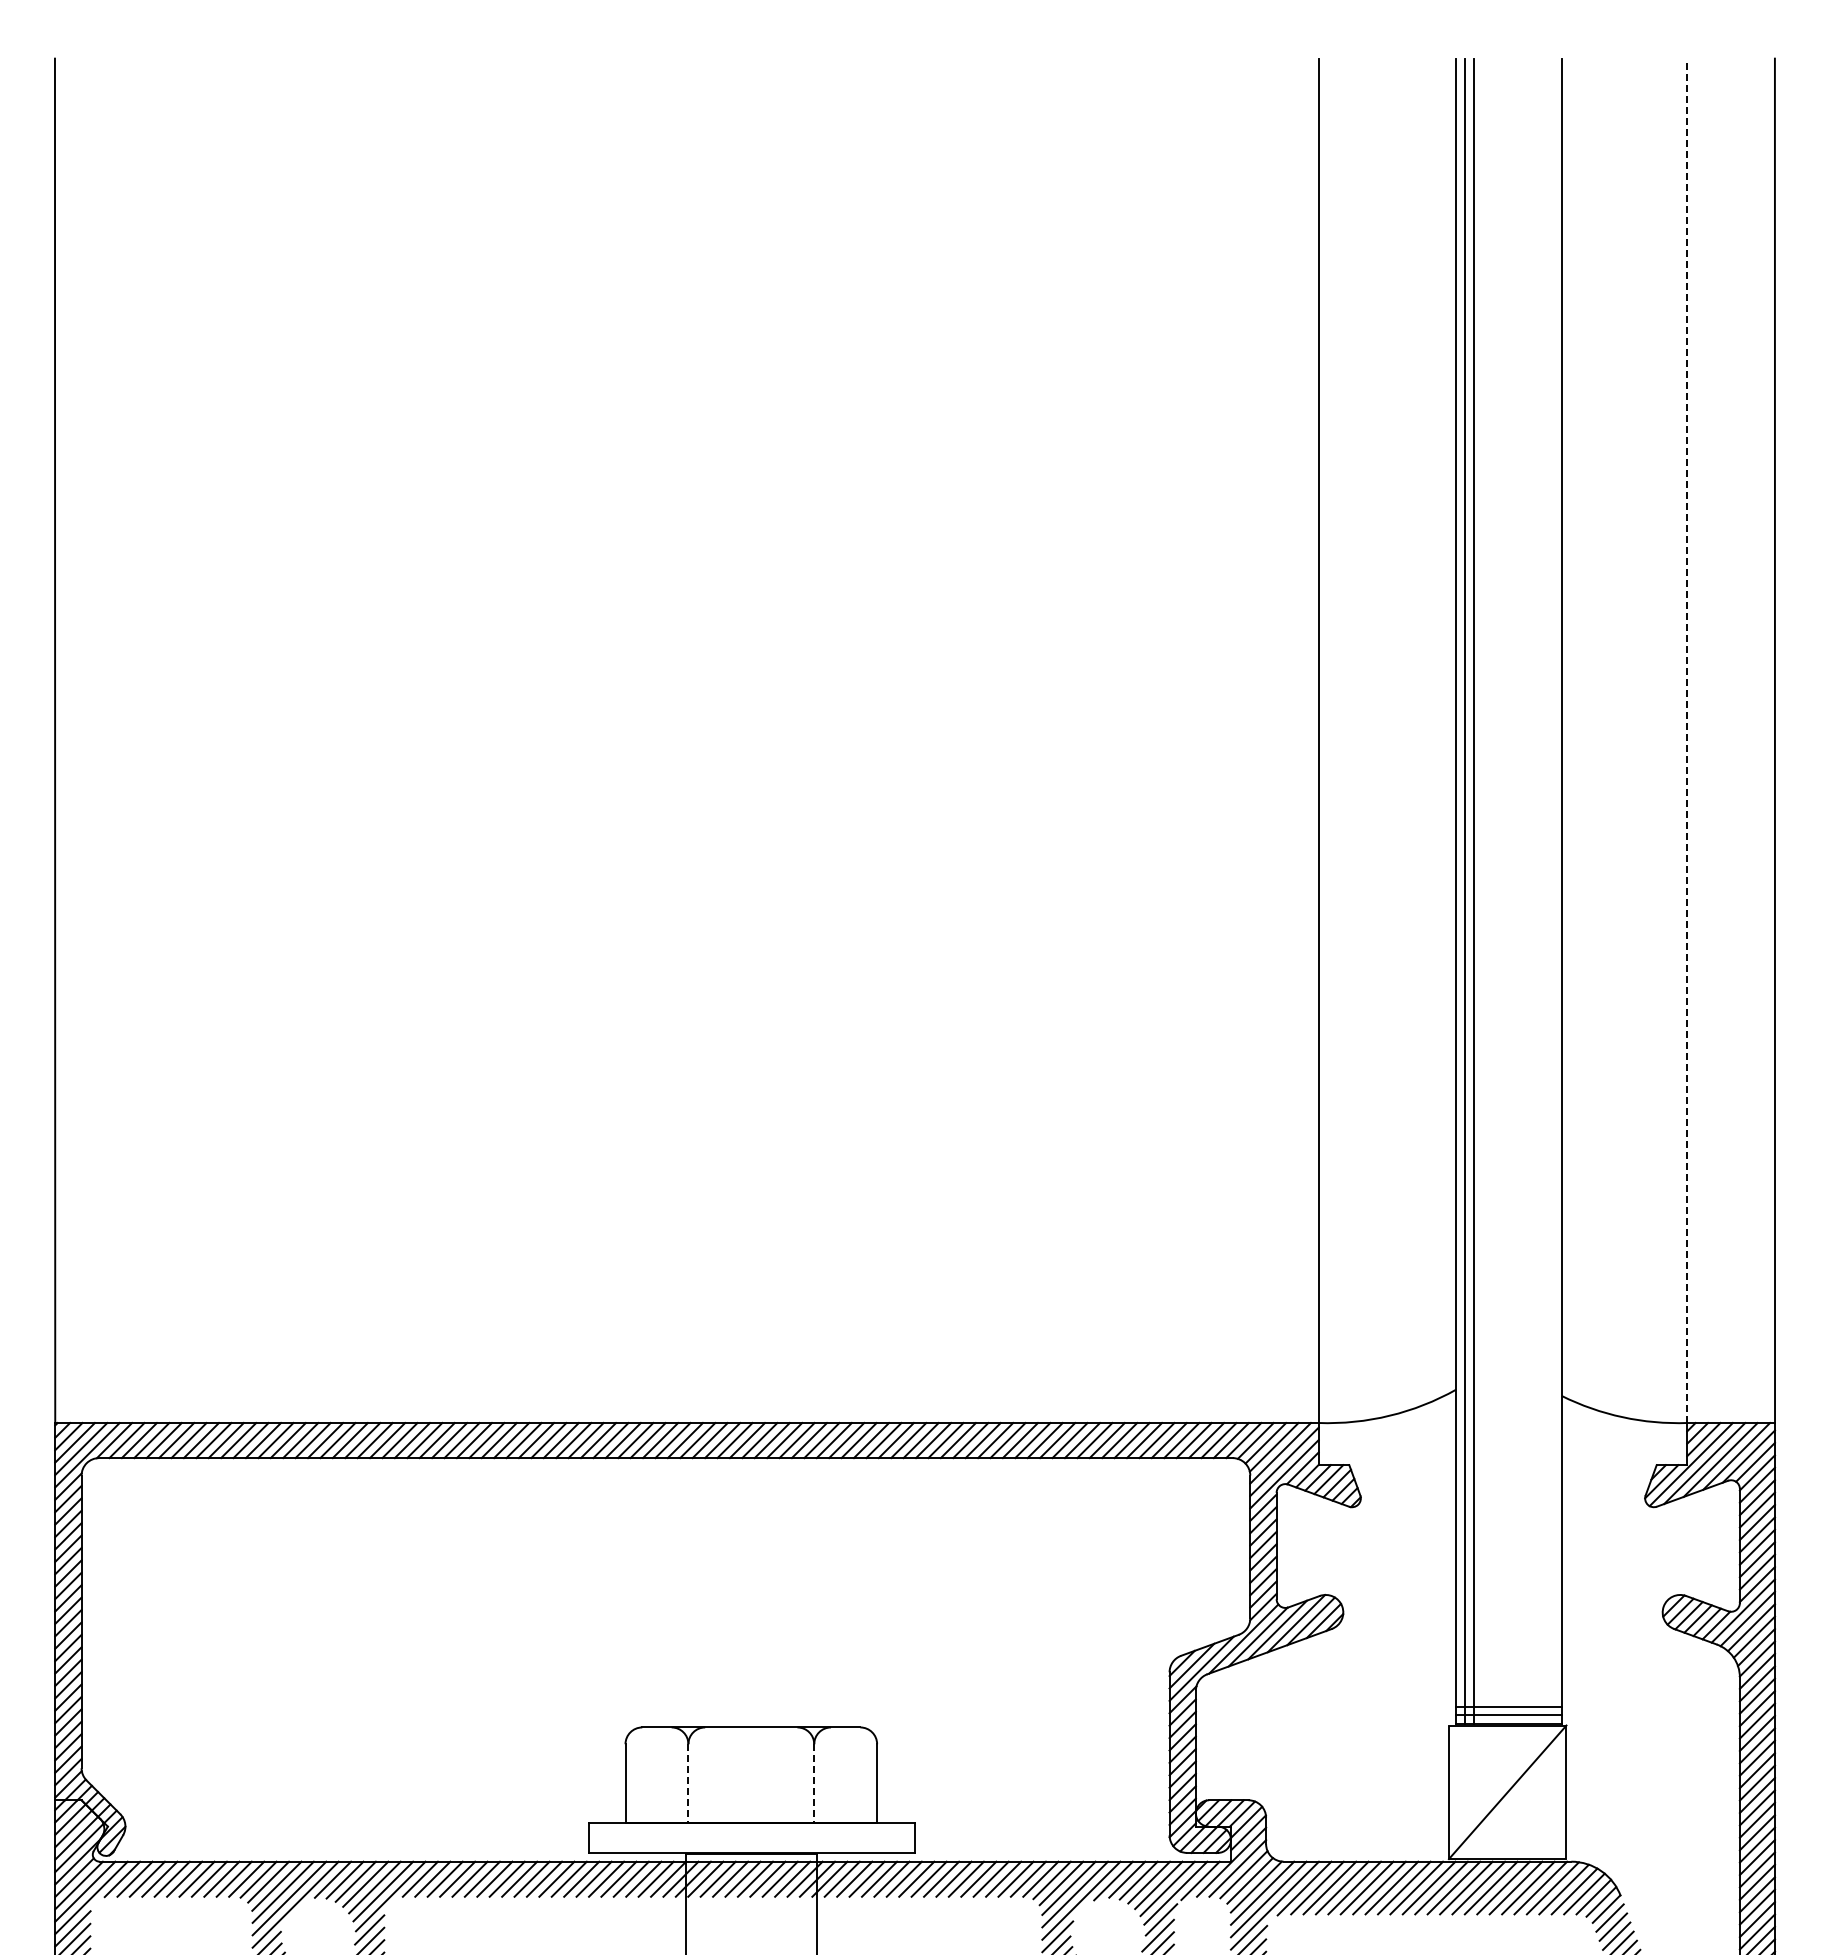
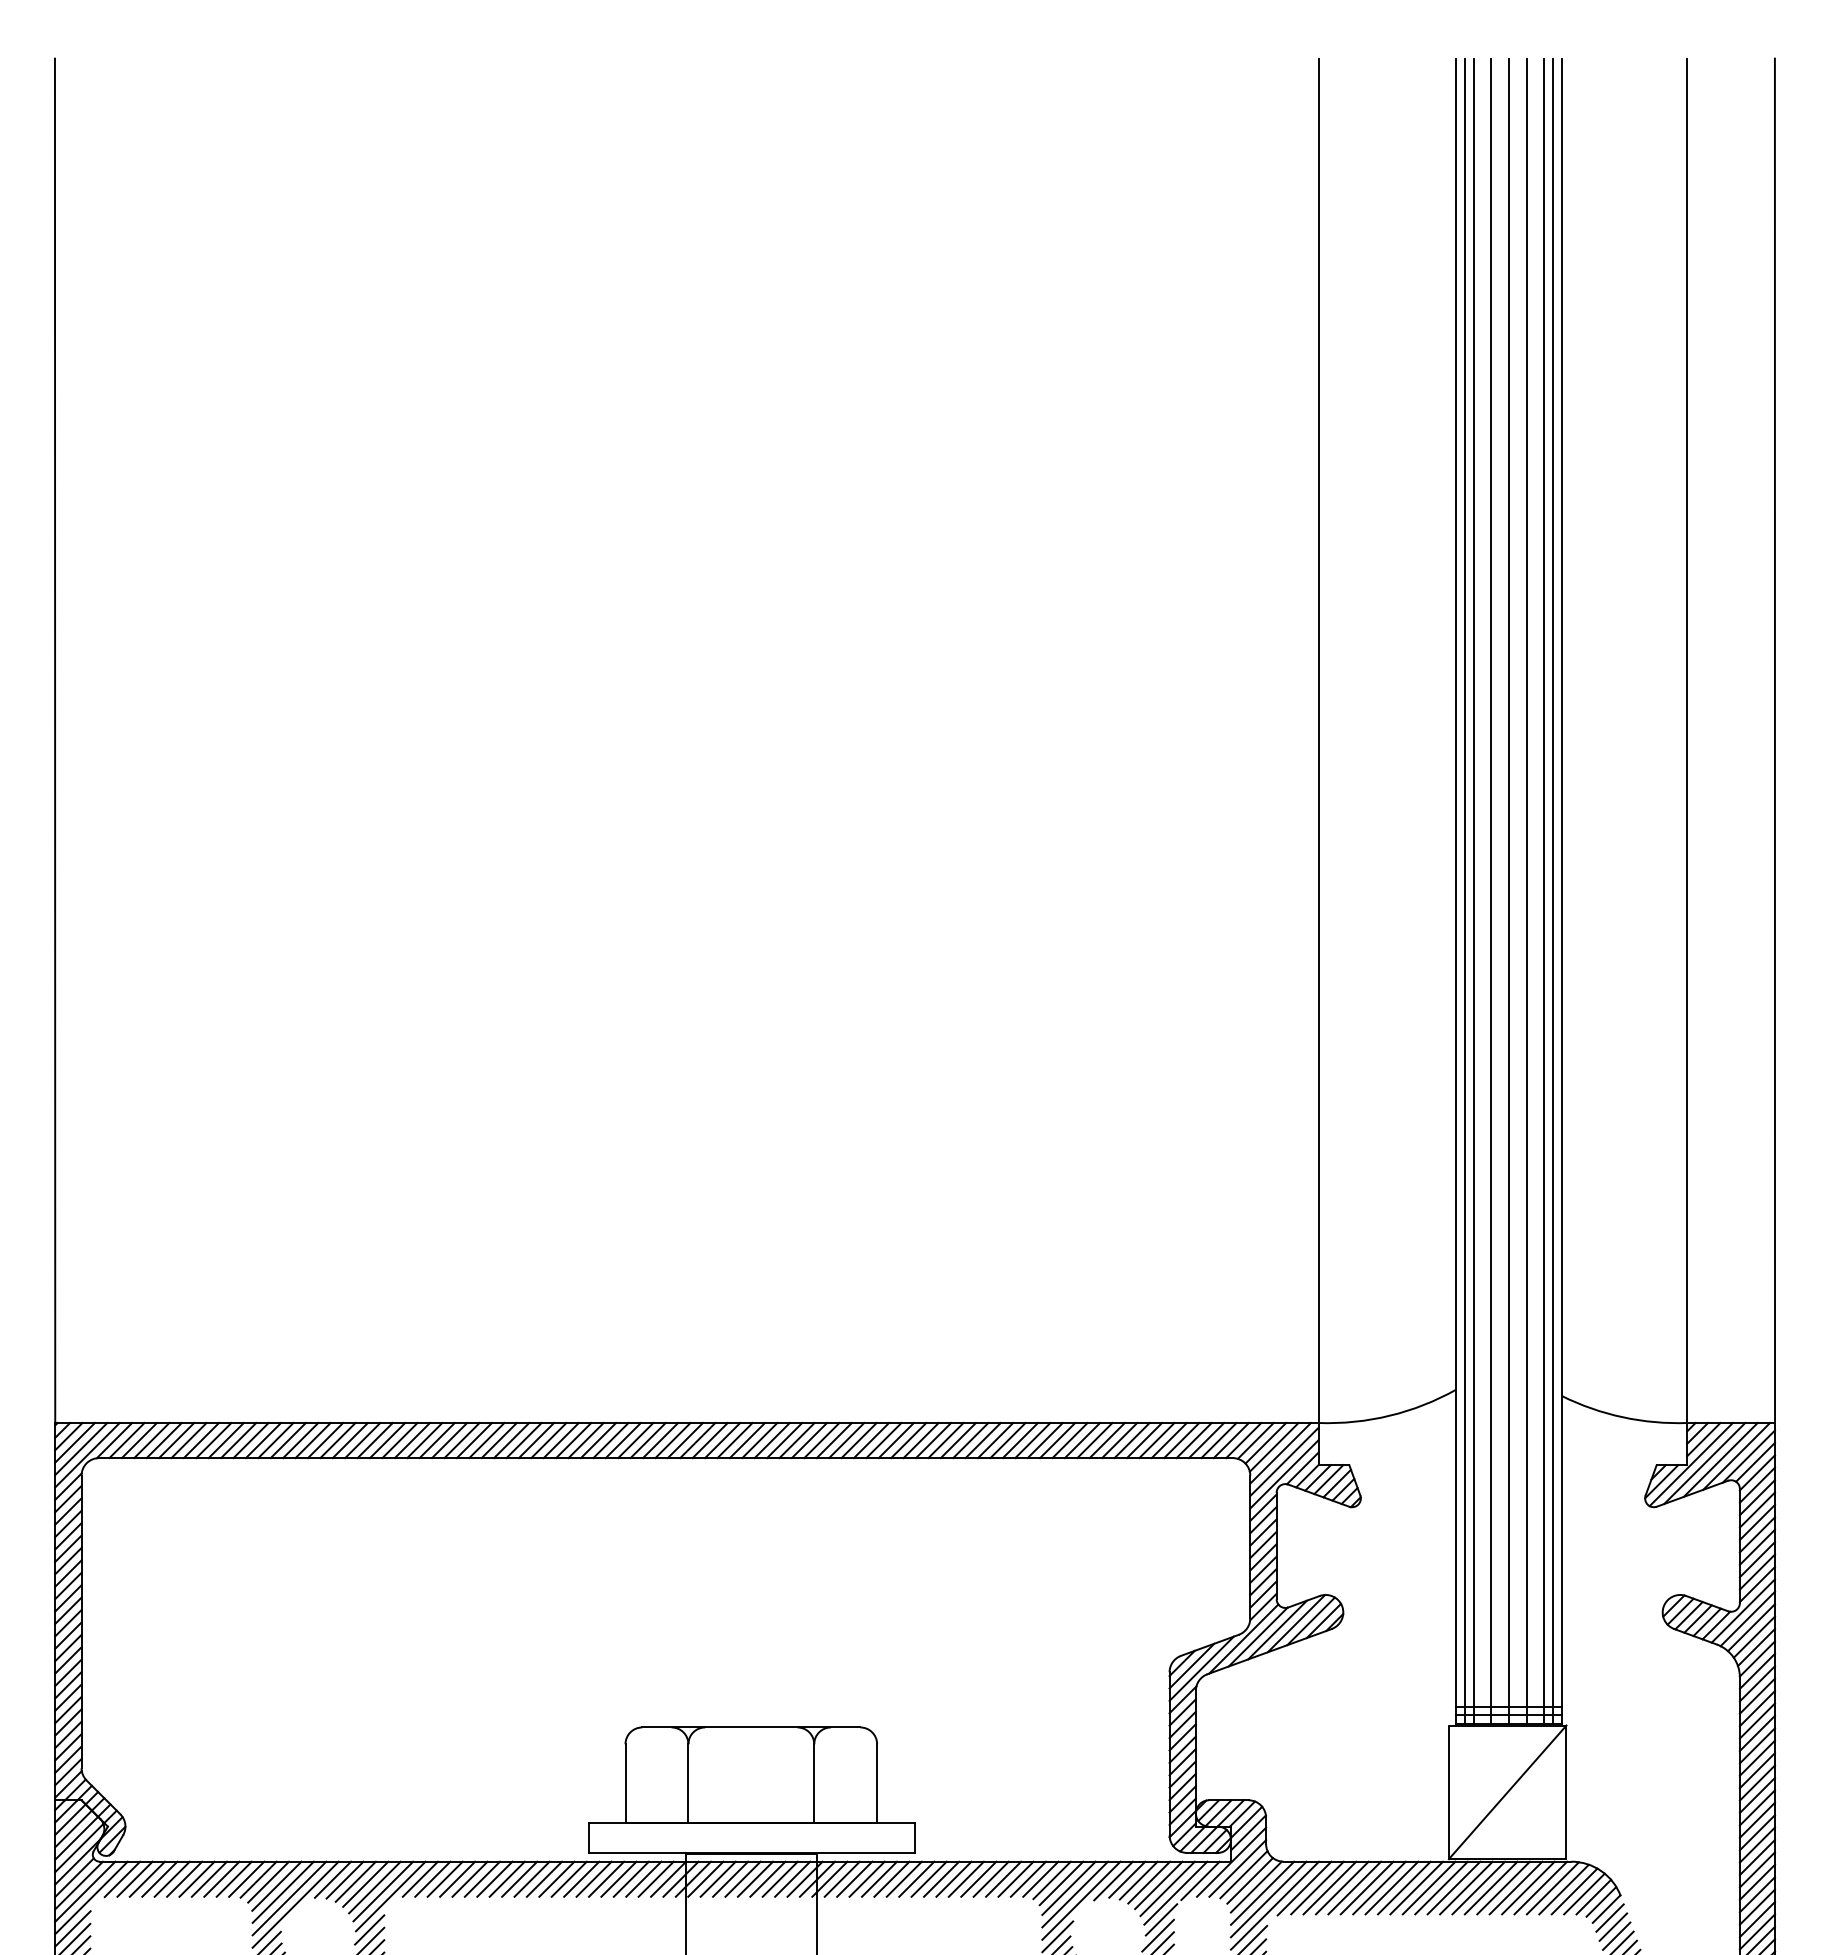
line: dashed -> solid (1687, 740)
line: none -> present (1491, 891)
line: none -> present (1508, 891)
line: none -> present (1526, 891)
line: none -> present (1544, 891)
line: none -> present (1552, 891)
line: dashed -> solid (688, 1784)
line: dashed -> solid (814, 1784)
